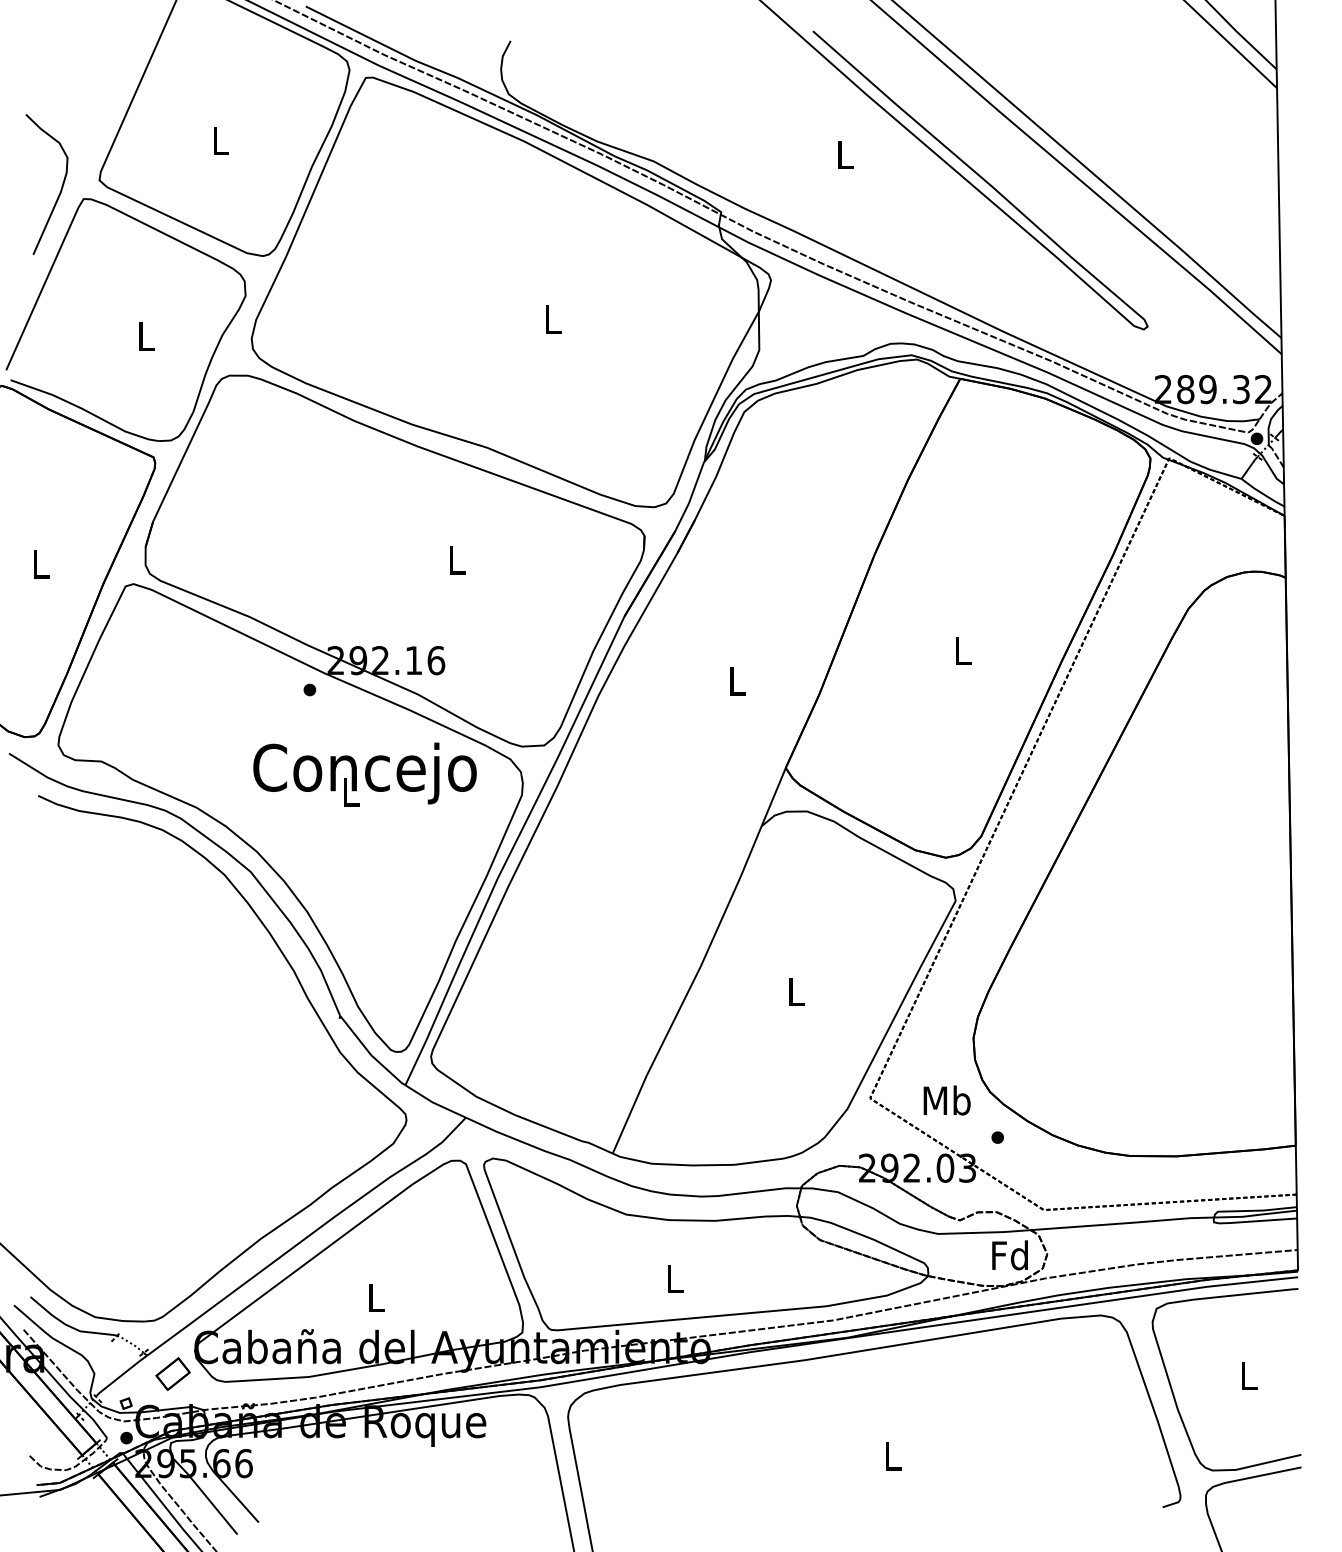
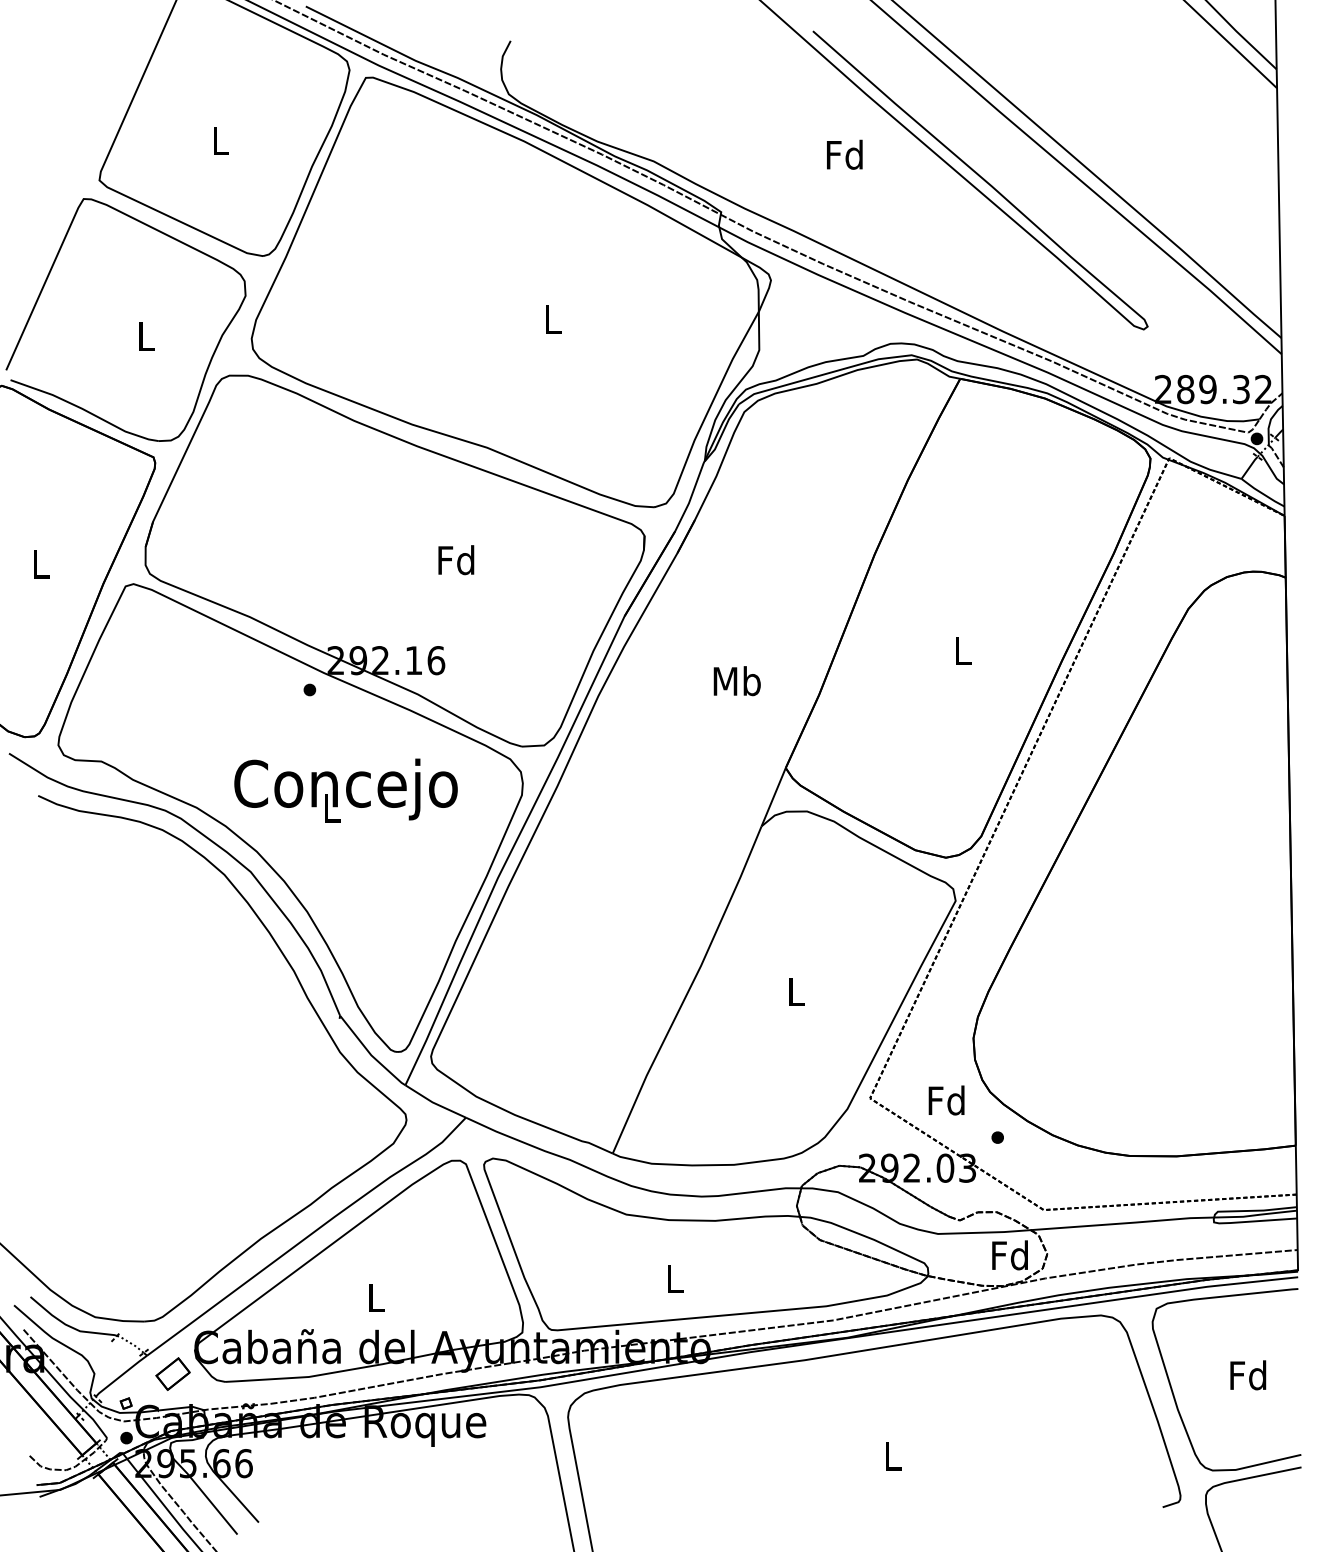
text: L -> Fd (844, 154)
curve: present -> none (60, 189)
text: L -> Fd (456, 560)
text: L -> Mb (736, 681)
text position: (364, 774) -> (345, 790) (345, 790)
text: Mb -> Fd (946, 1100)
text: L -> Fd (1248, 1375)
